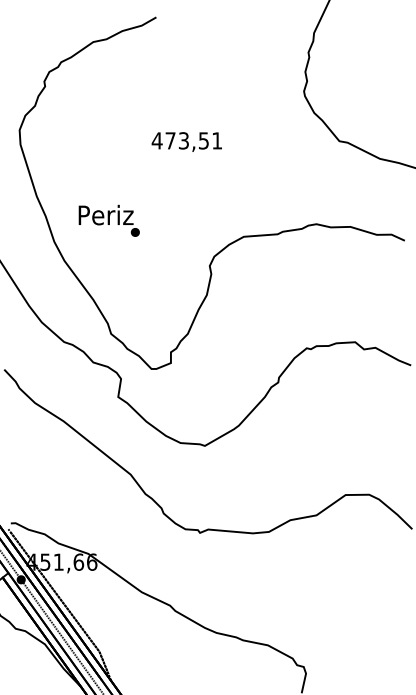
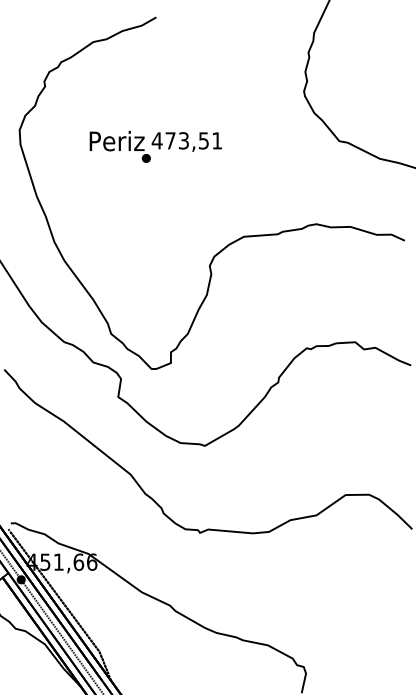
text position: (108, 220) -> (119, 146) (119, 146)
